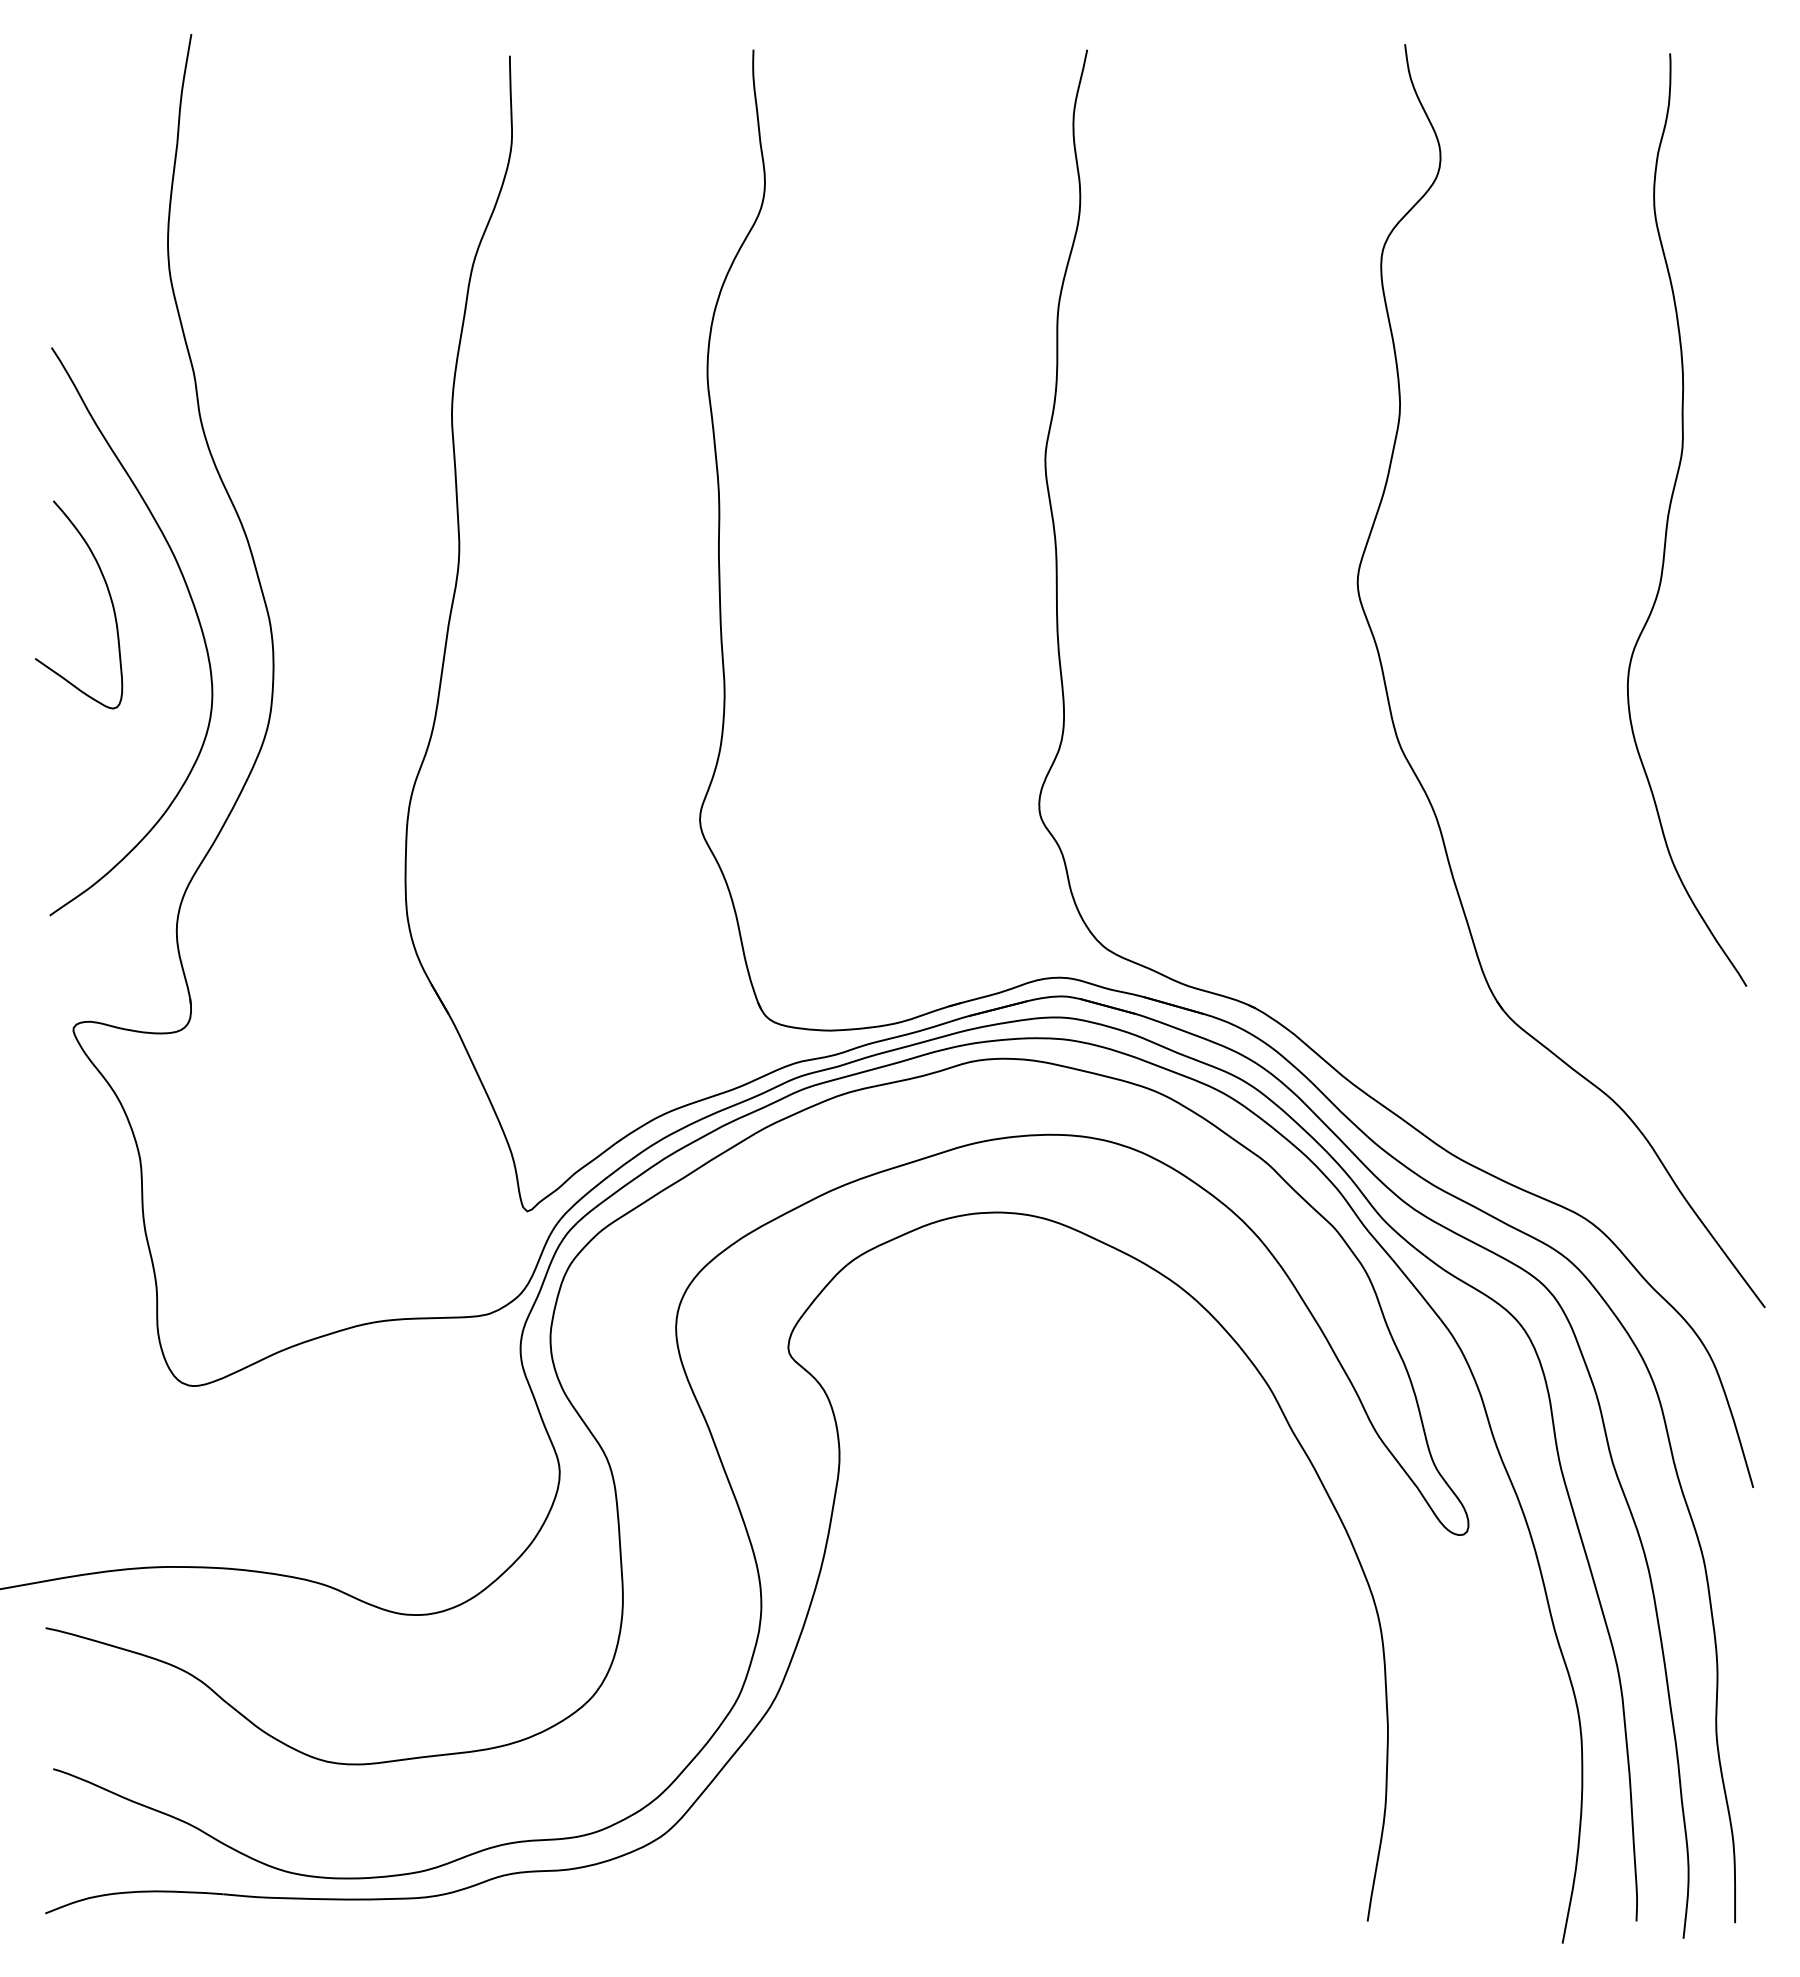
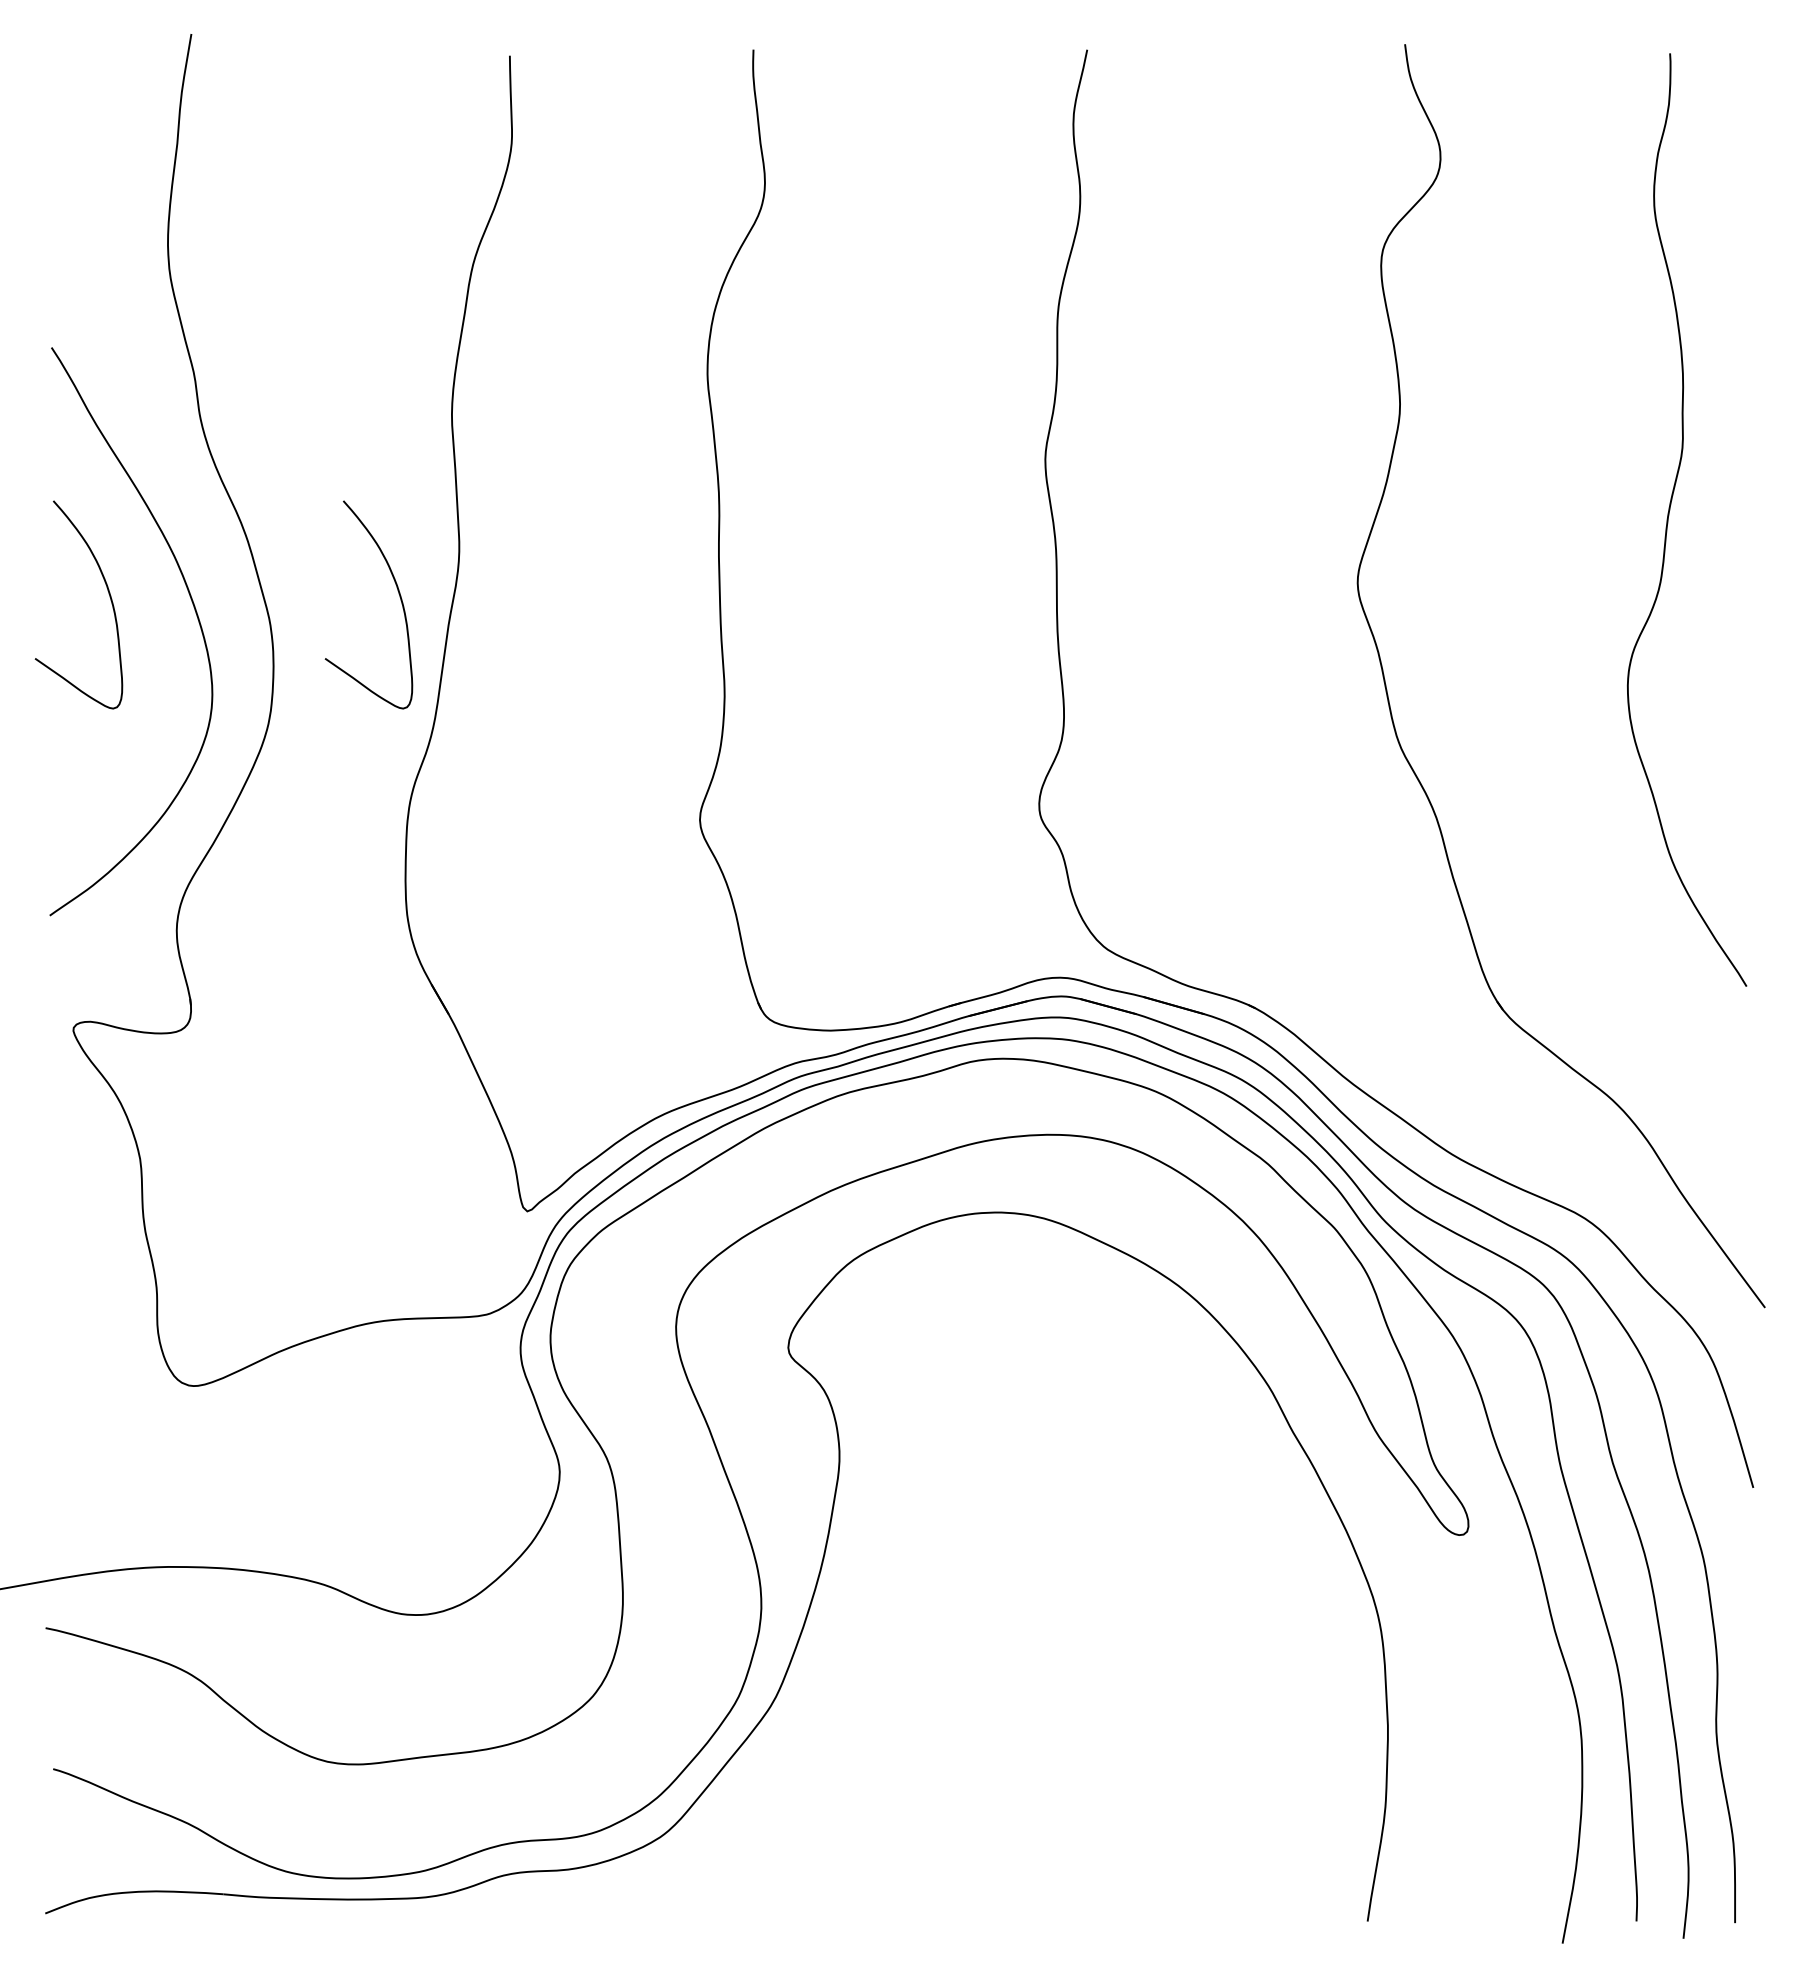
curve: none -> present (398, 594)
